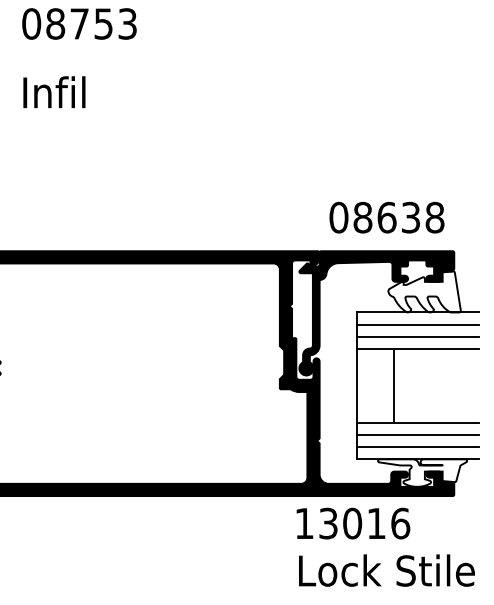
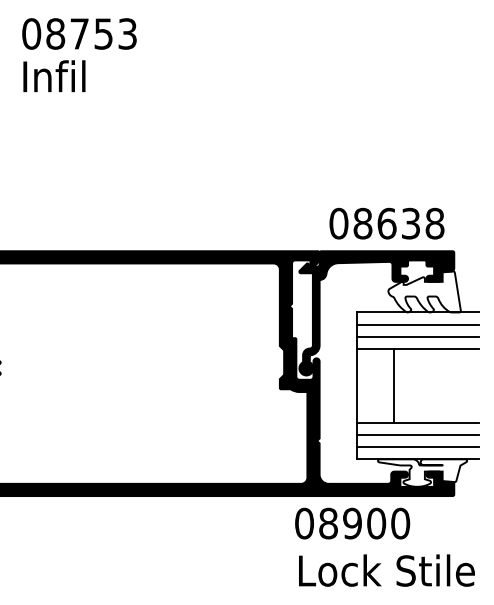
text position: (79, 23) -> (79, 33) (79, 33)
text position: (54, 92) -> (54, 76) (54, 76)
text position: (386, 217) -> (386, 223) (386, 223)
text: 13016 -> 08900 (352, 523)
